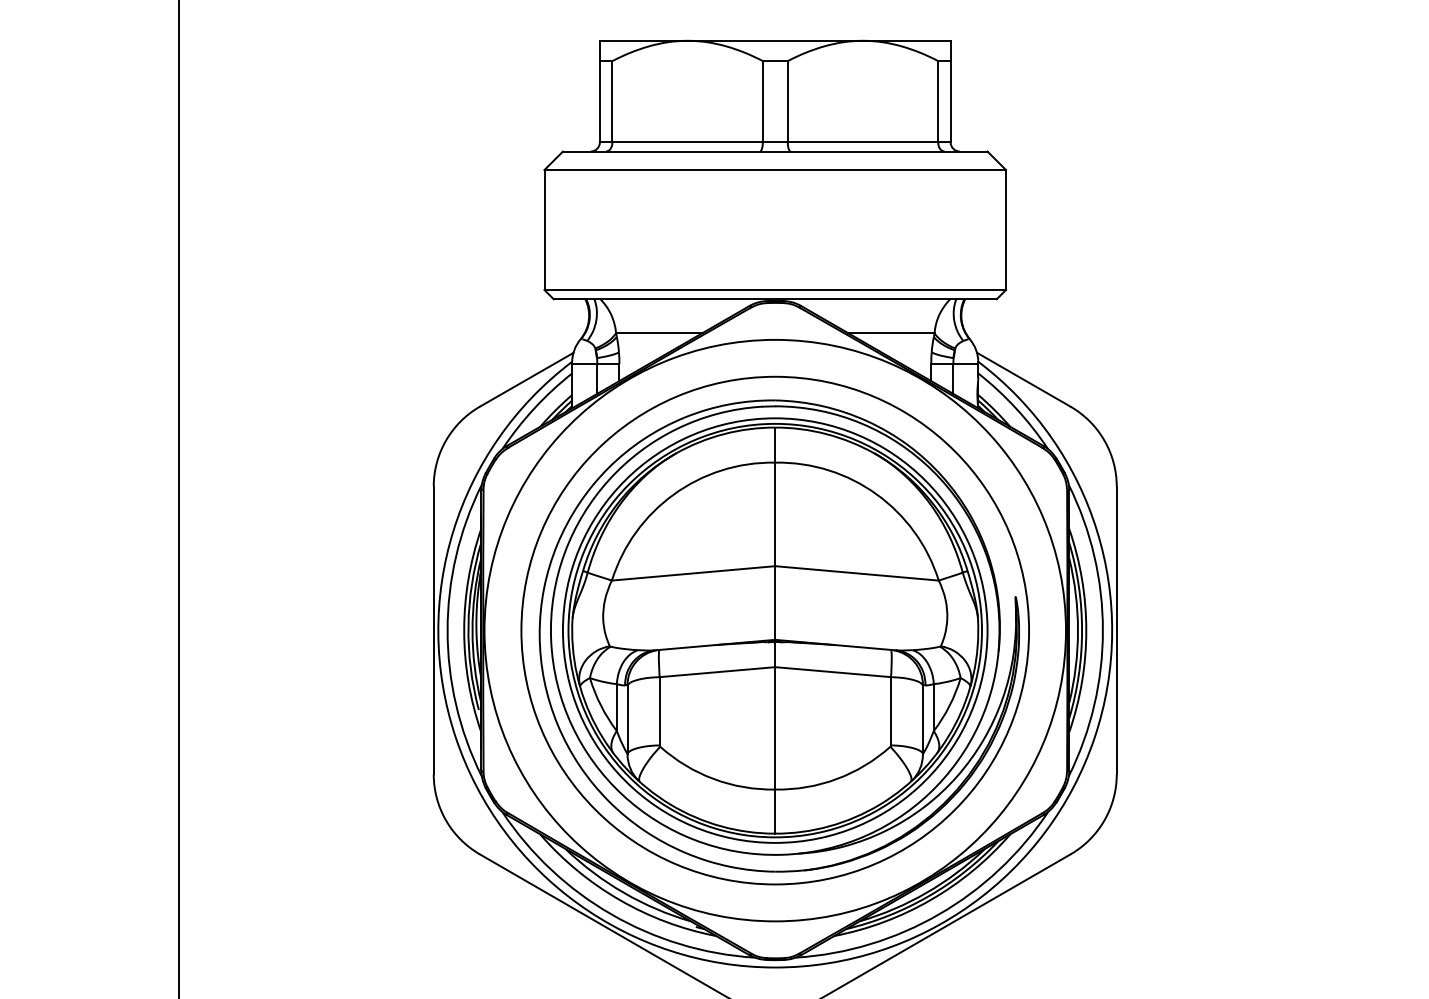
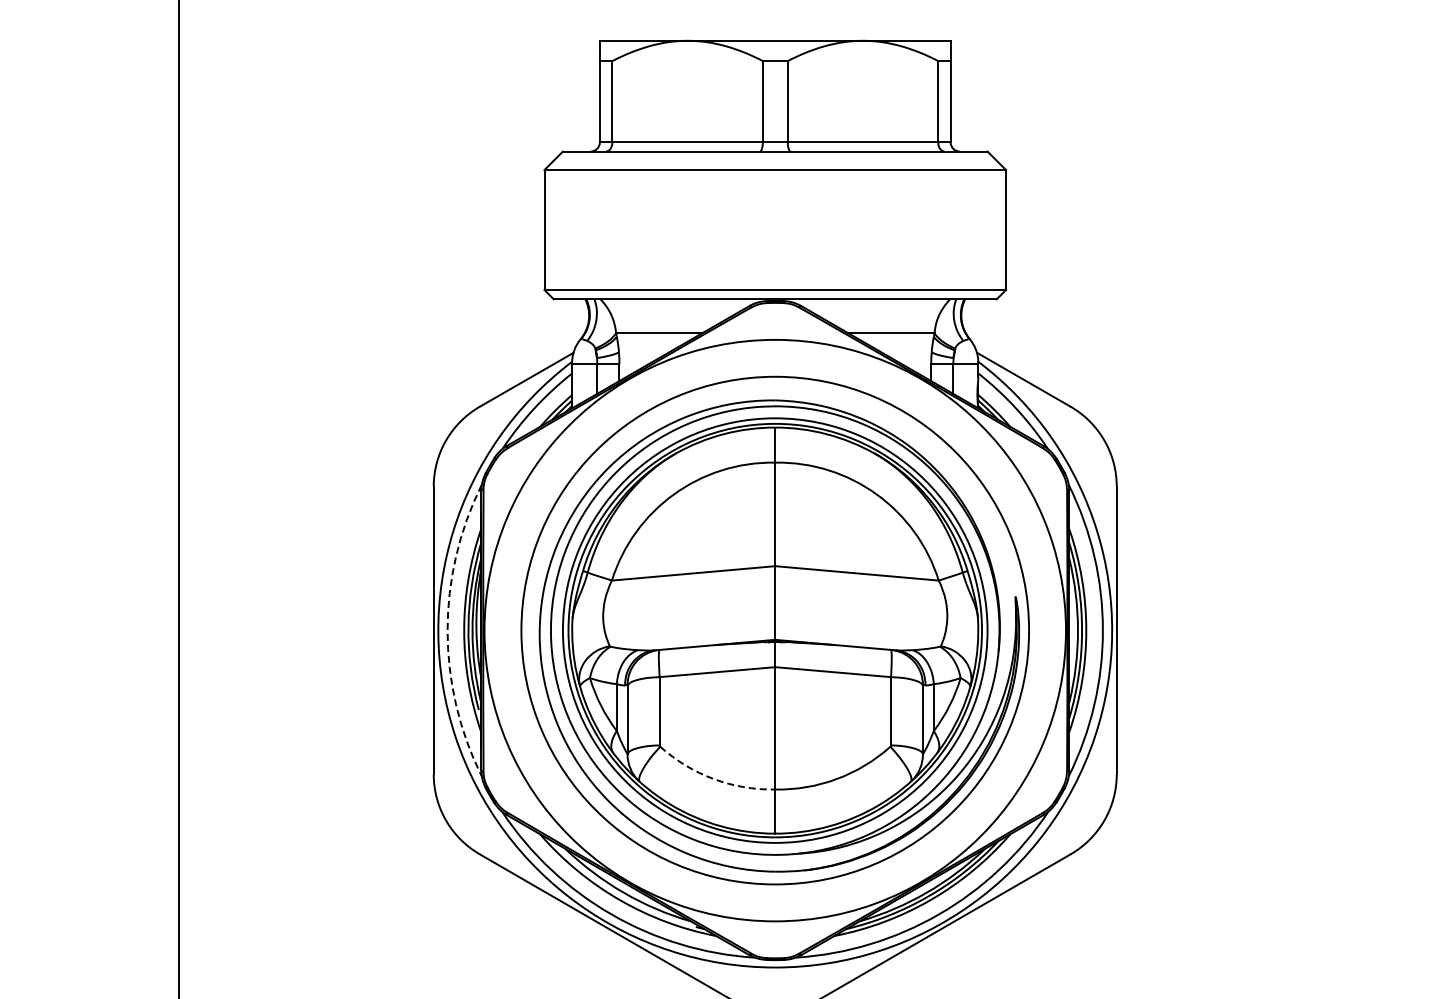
arc: solid -> dashed (447, 630)
arc: solid -> dashed (713, 779)
